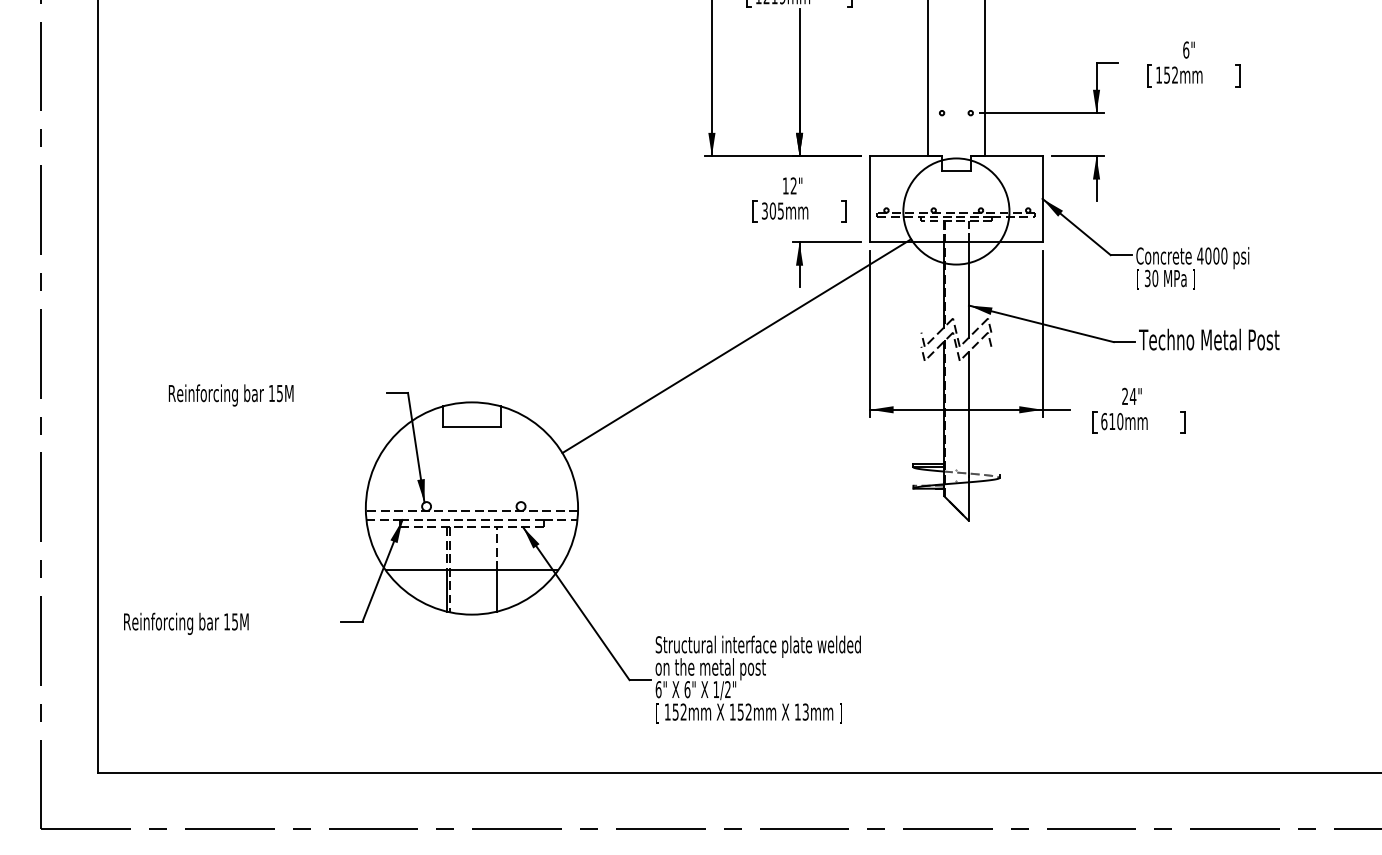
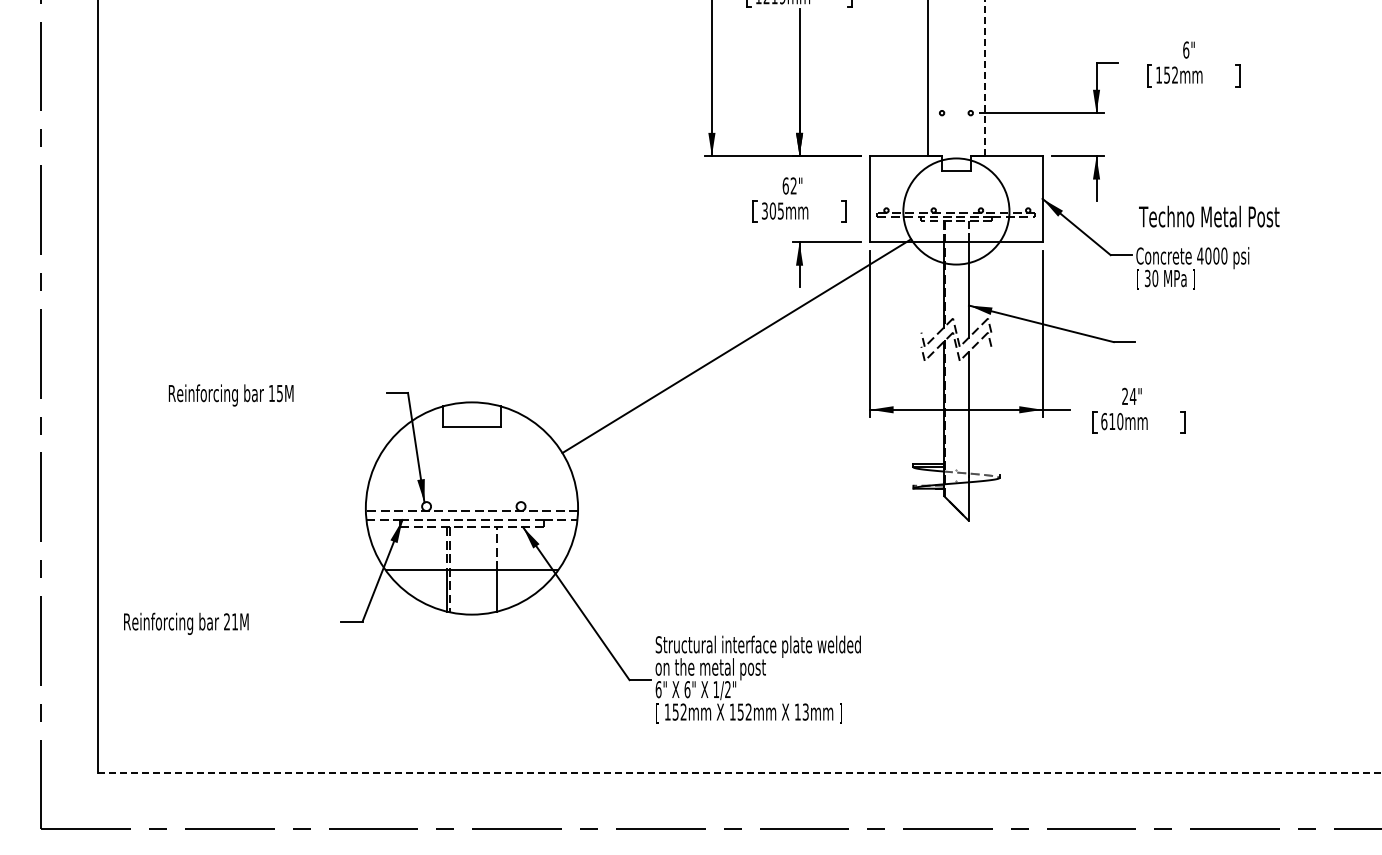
line: solid -> dashed (985, 78)
text: 12" -> 62" (785, 185)
text position: (1209, 339) -> (1209, 216) (1209, 216)
text: 15M -> 21M (230, 621)
line: solid -> dashed (739, 772)
